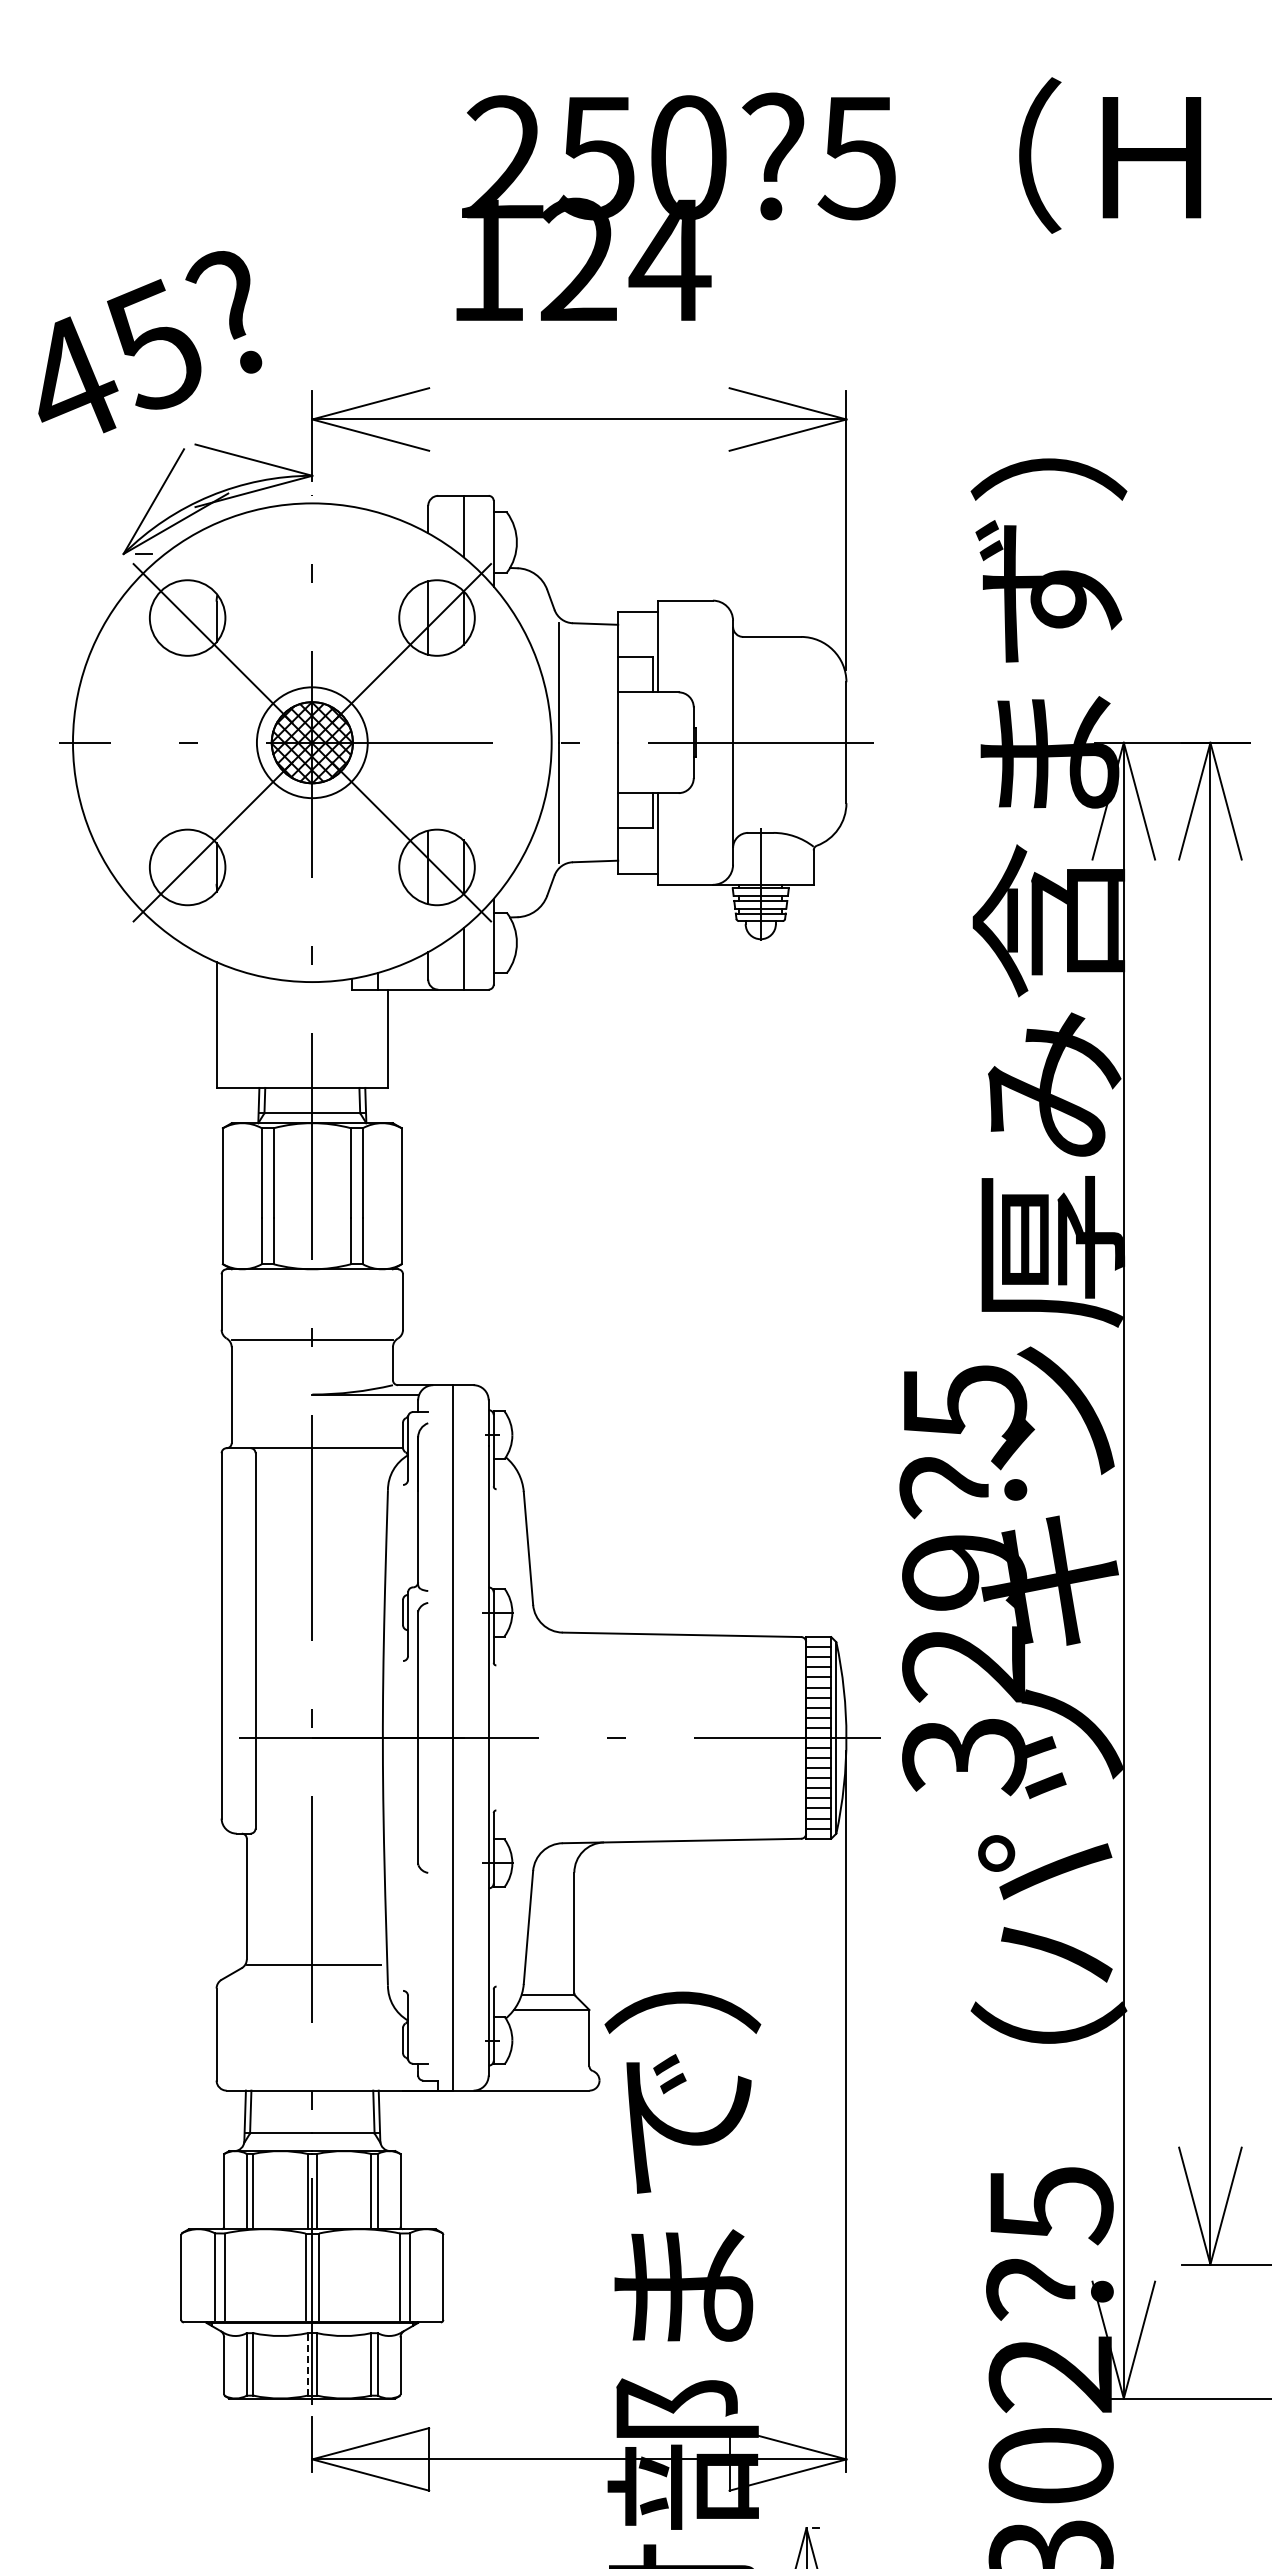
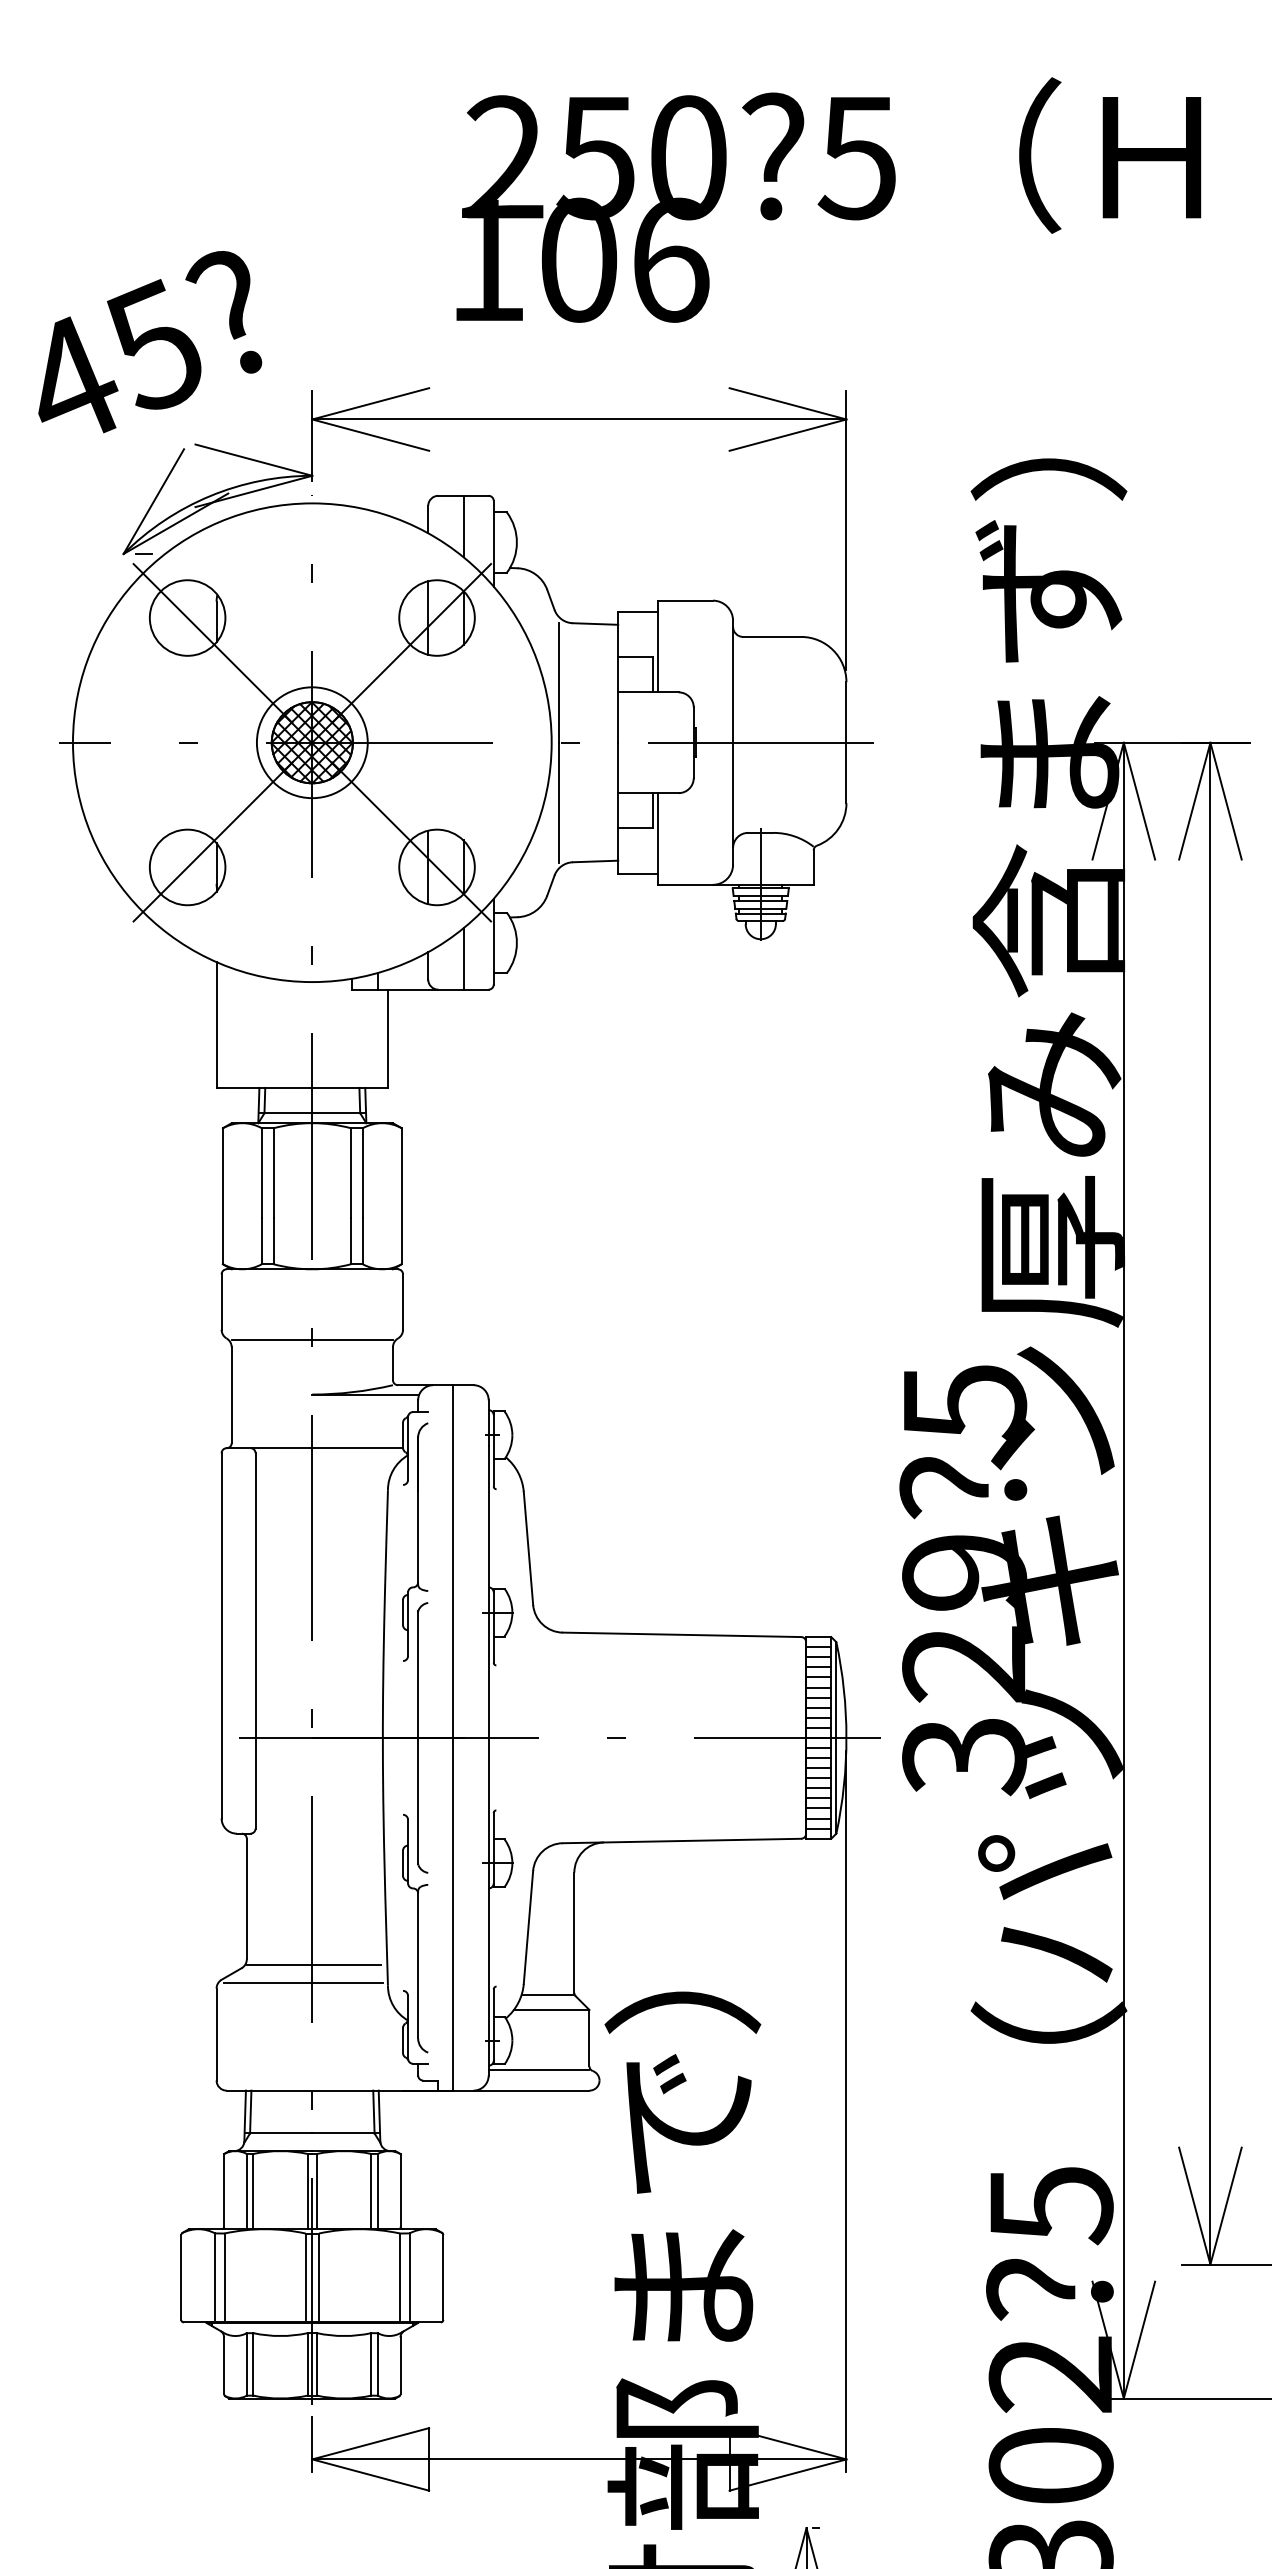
text: 124 -> 106 (625, 259)
part: none -> present (415, 1933)
line: none -> present (302, 1982)
line: none -> present (538, 2070)
line: dashed -> solid (307, 2363)
